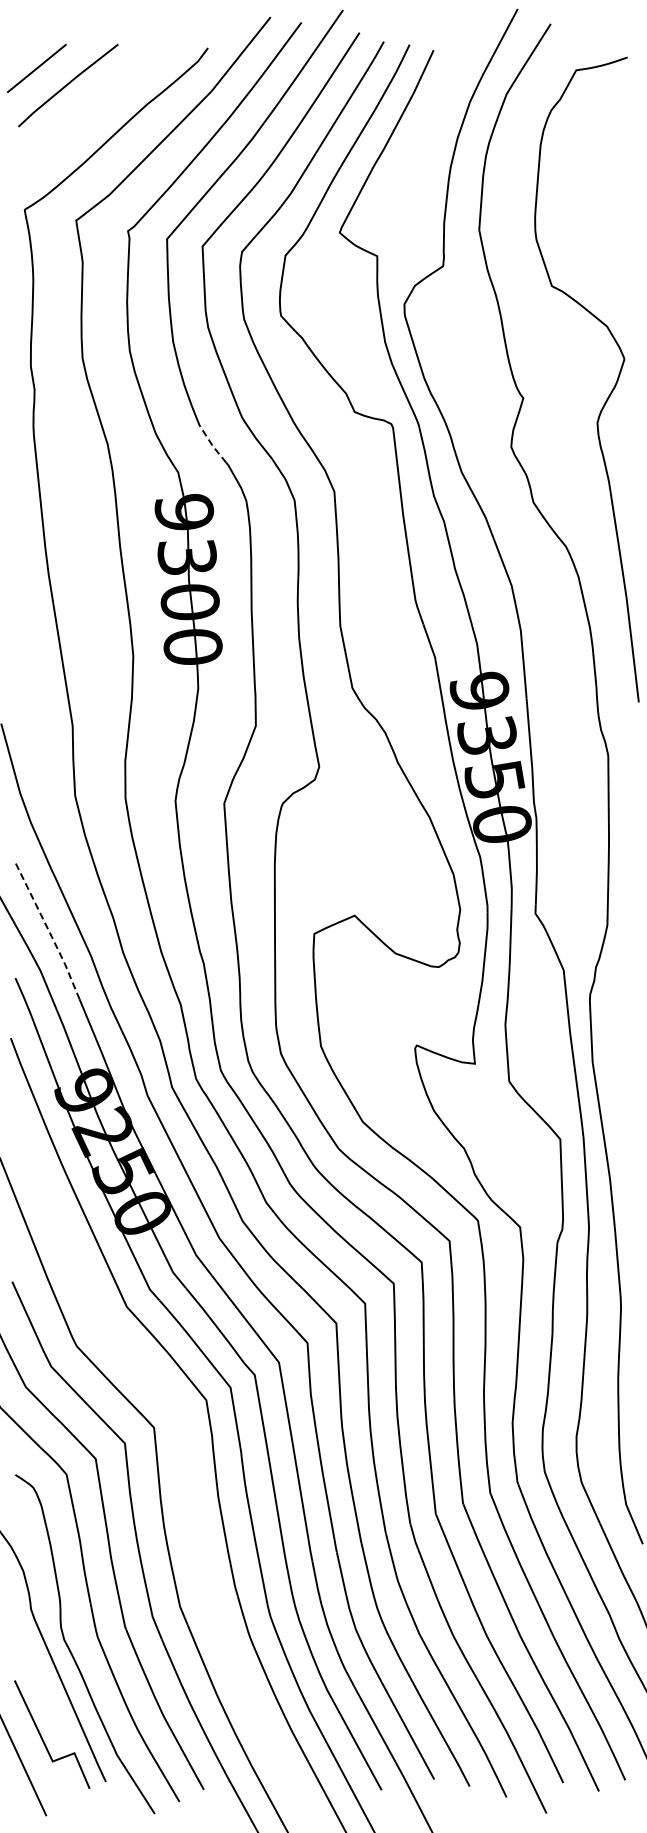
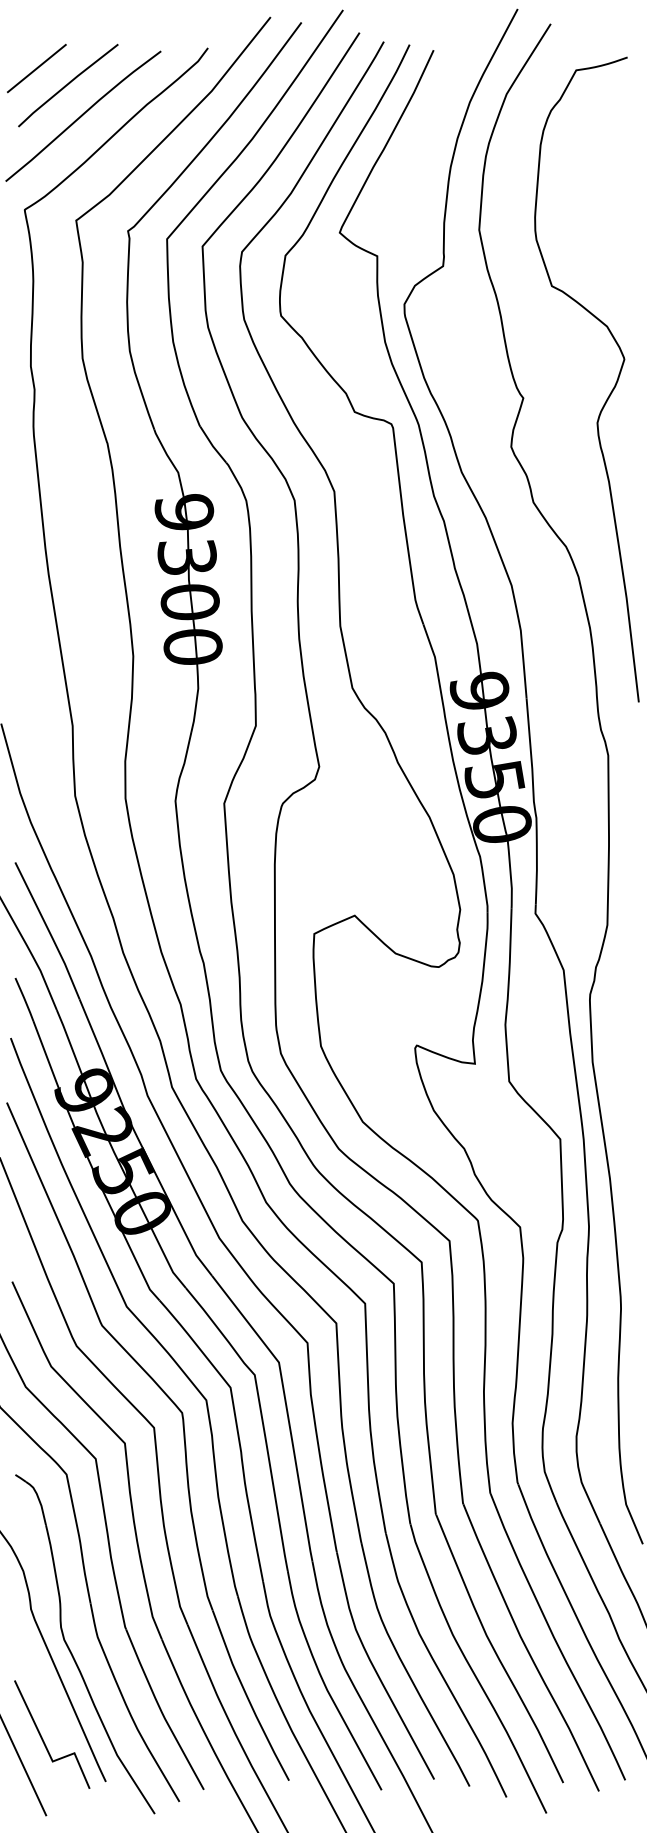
curve: none -> present (83, 115)
line: dashed -> solid (212, 445)
line: dashed -> solid (48, 930)
part: none -> present (183, 1440)
